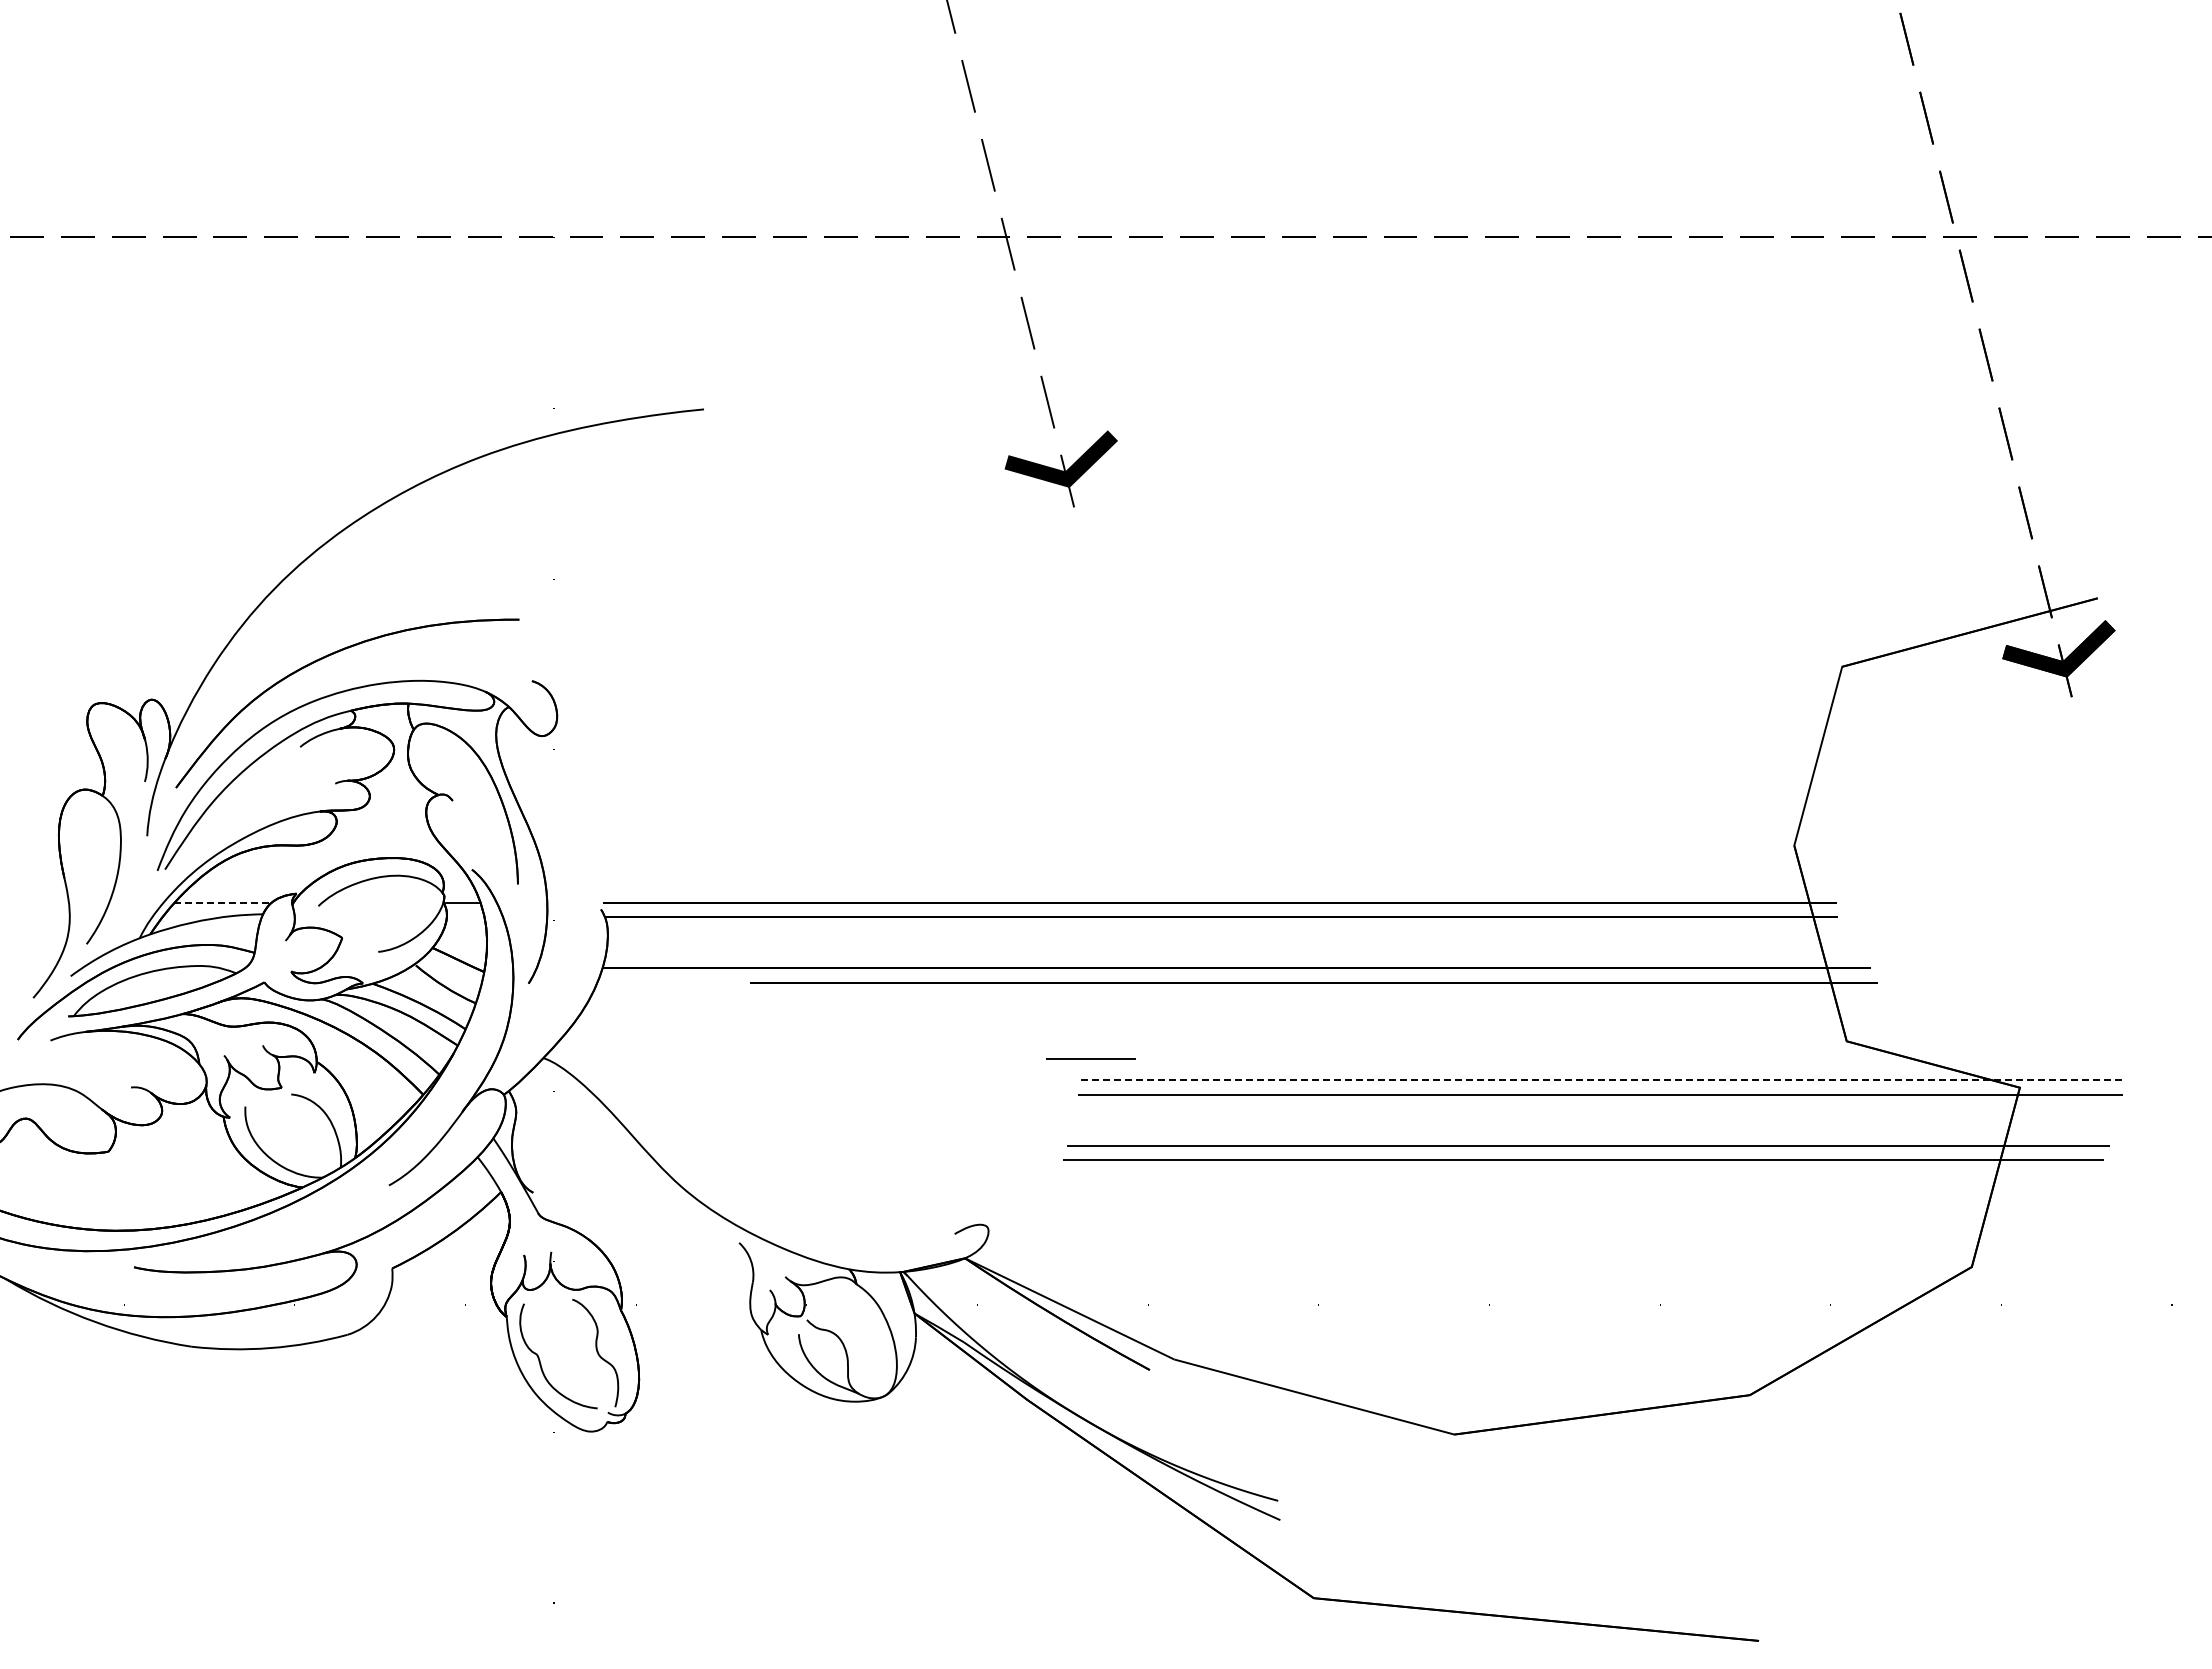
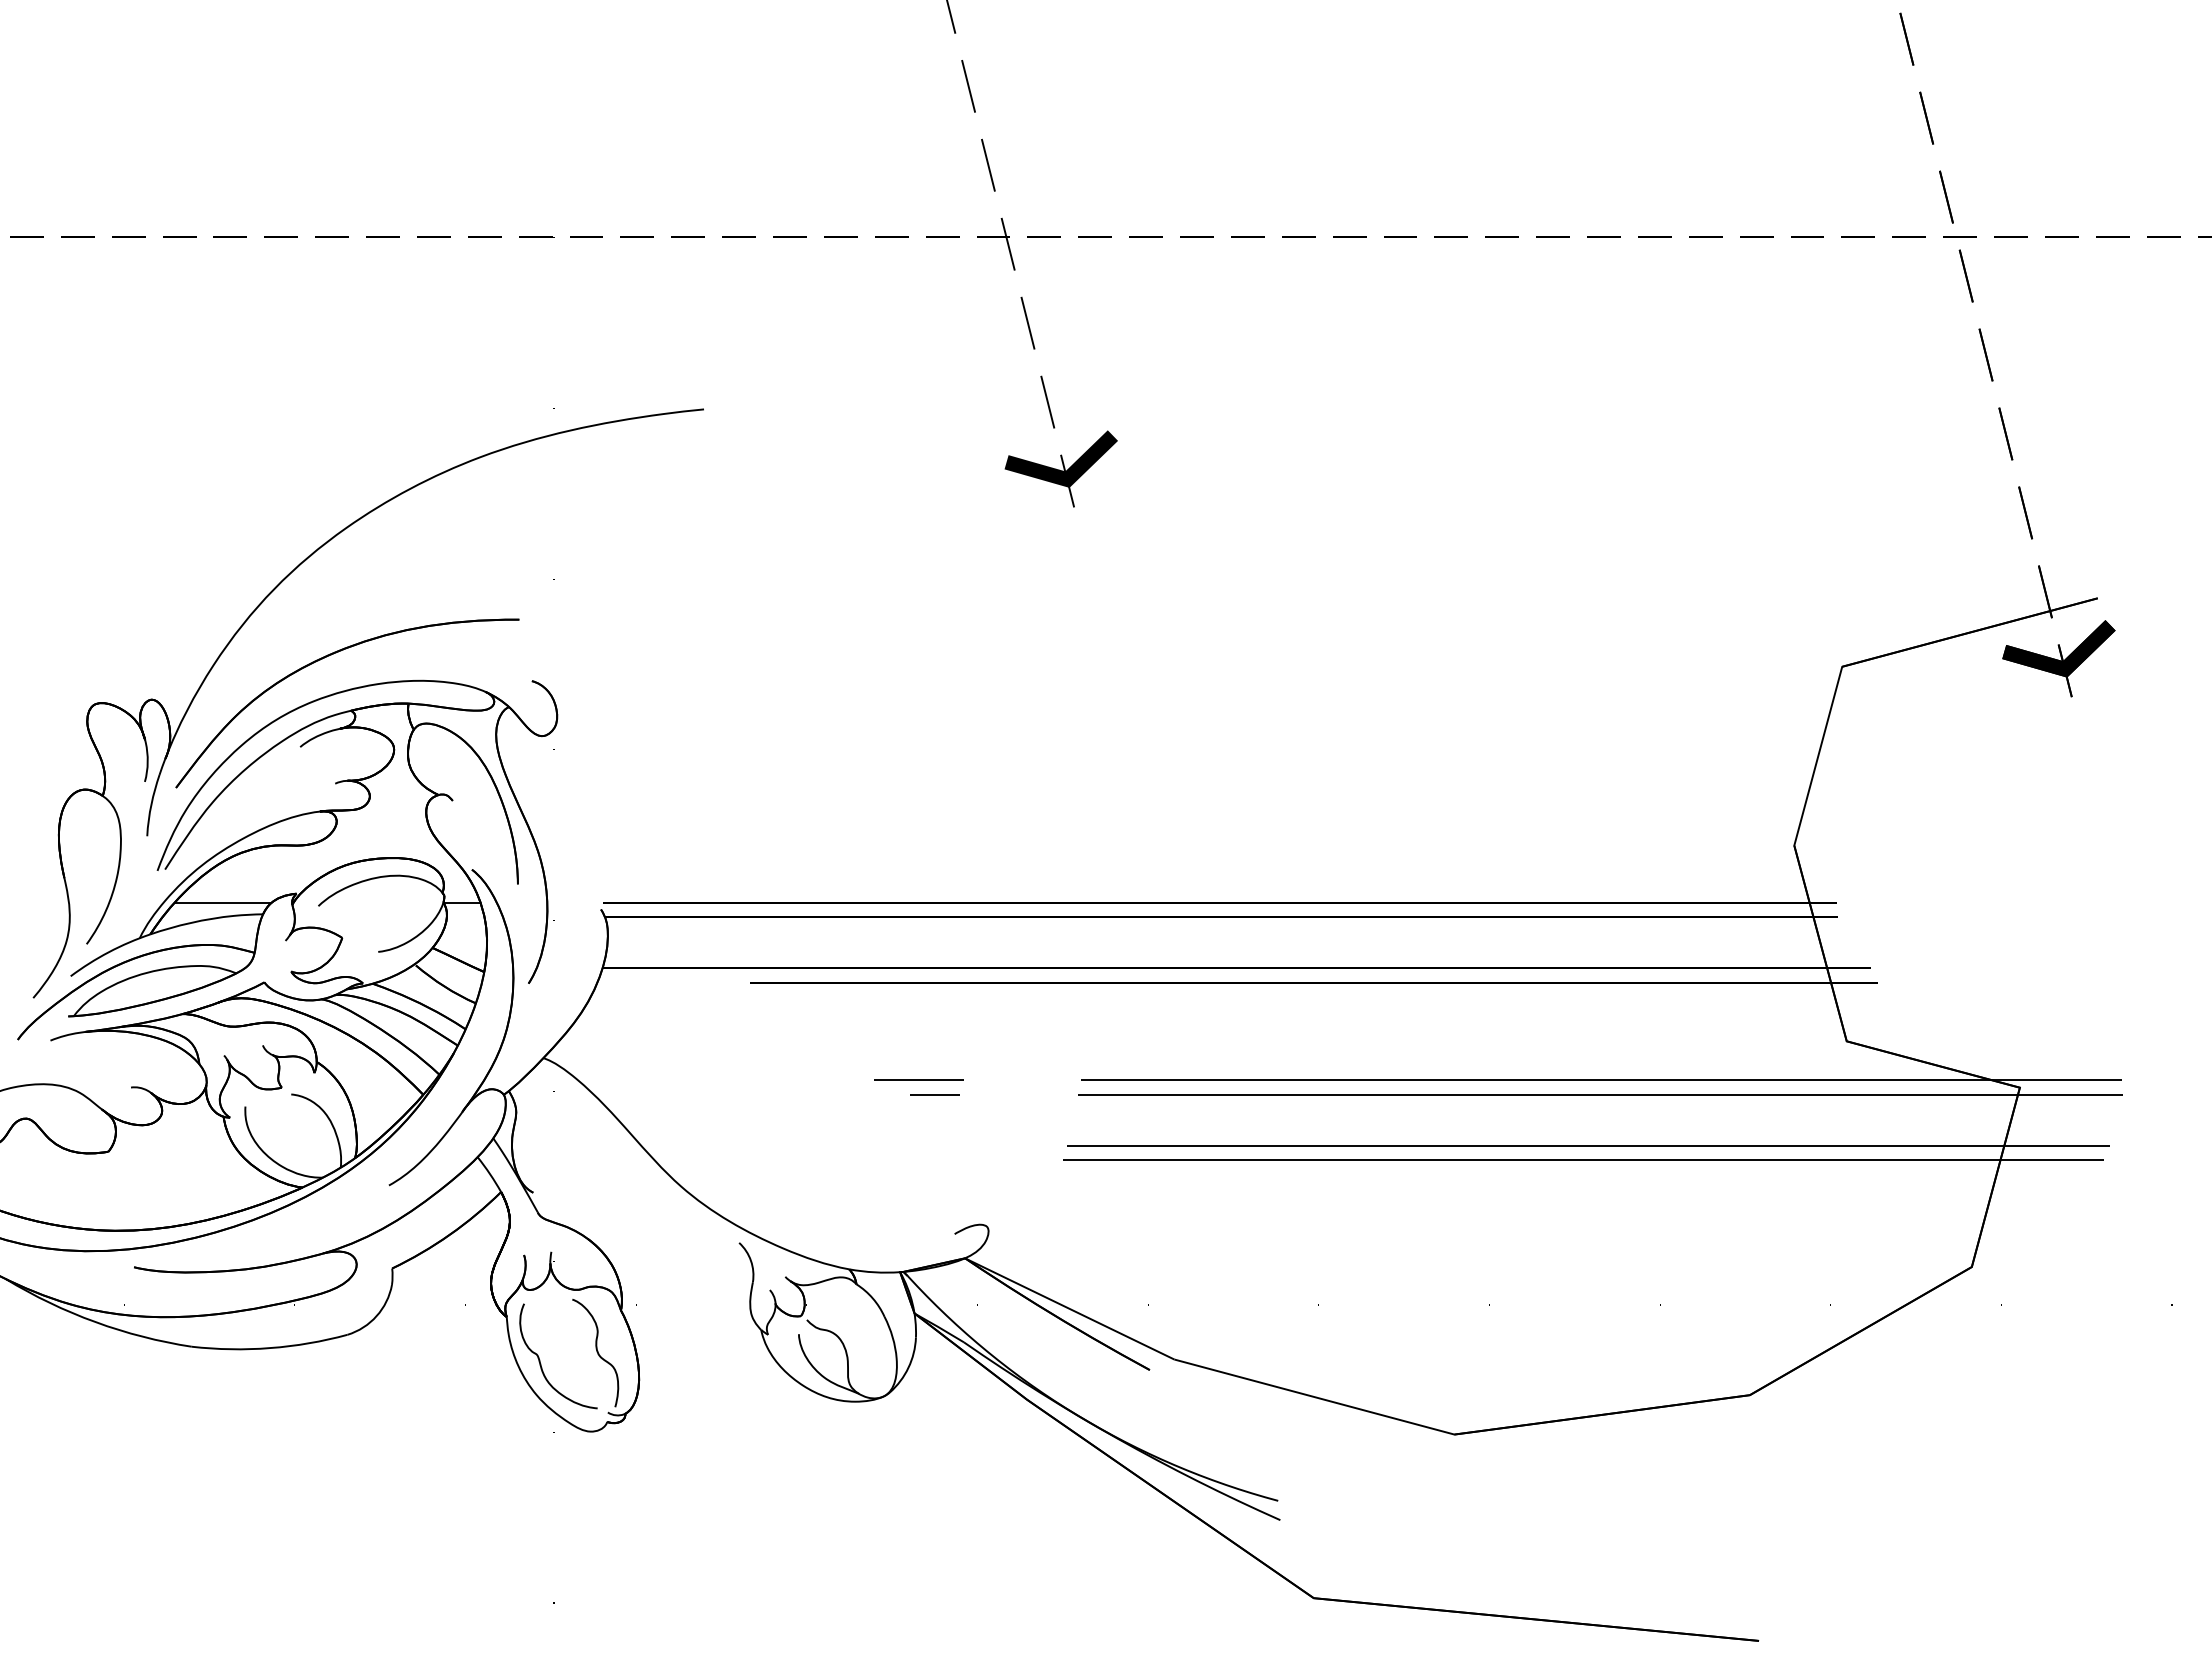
line: dashed -> solid (222, 903)
line position: (1090, 1058) -> (918, 1079) (918, 1079)
line: dashed -> solid (1601, 1080)
line: none -> present (934, 1094)
